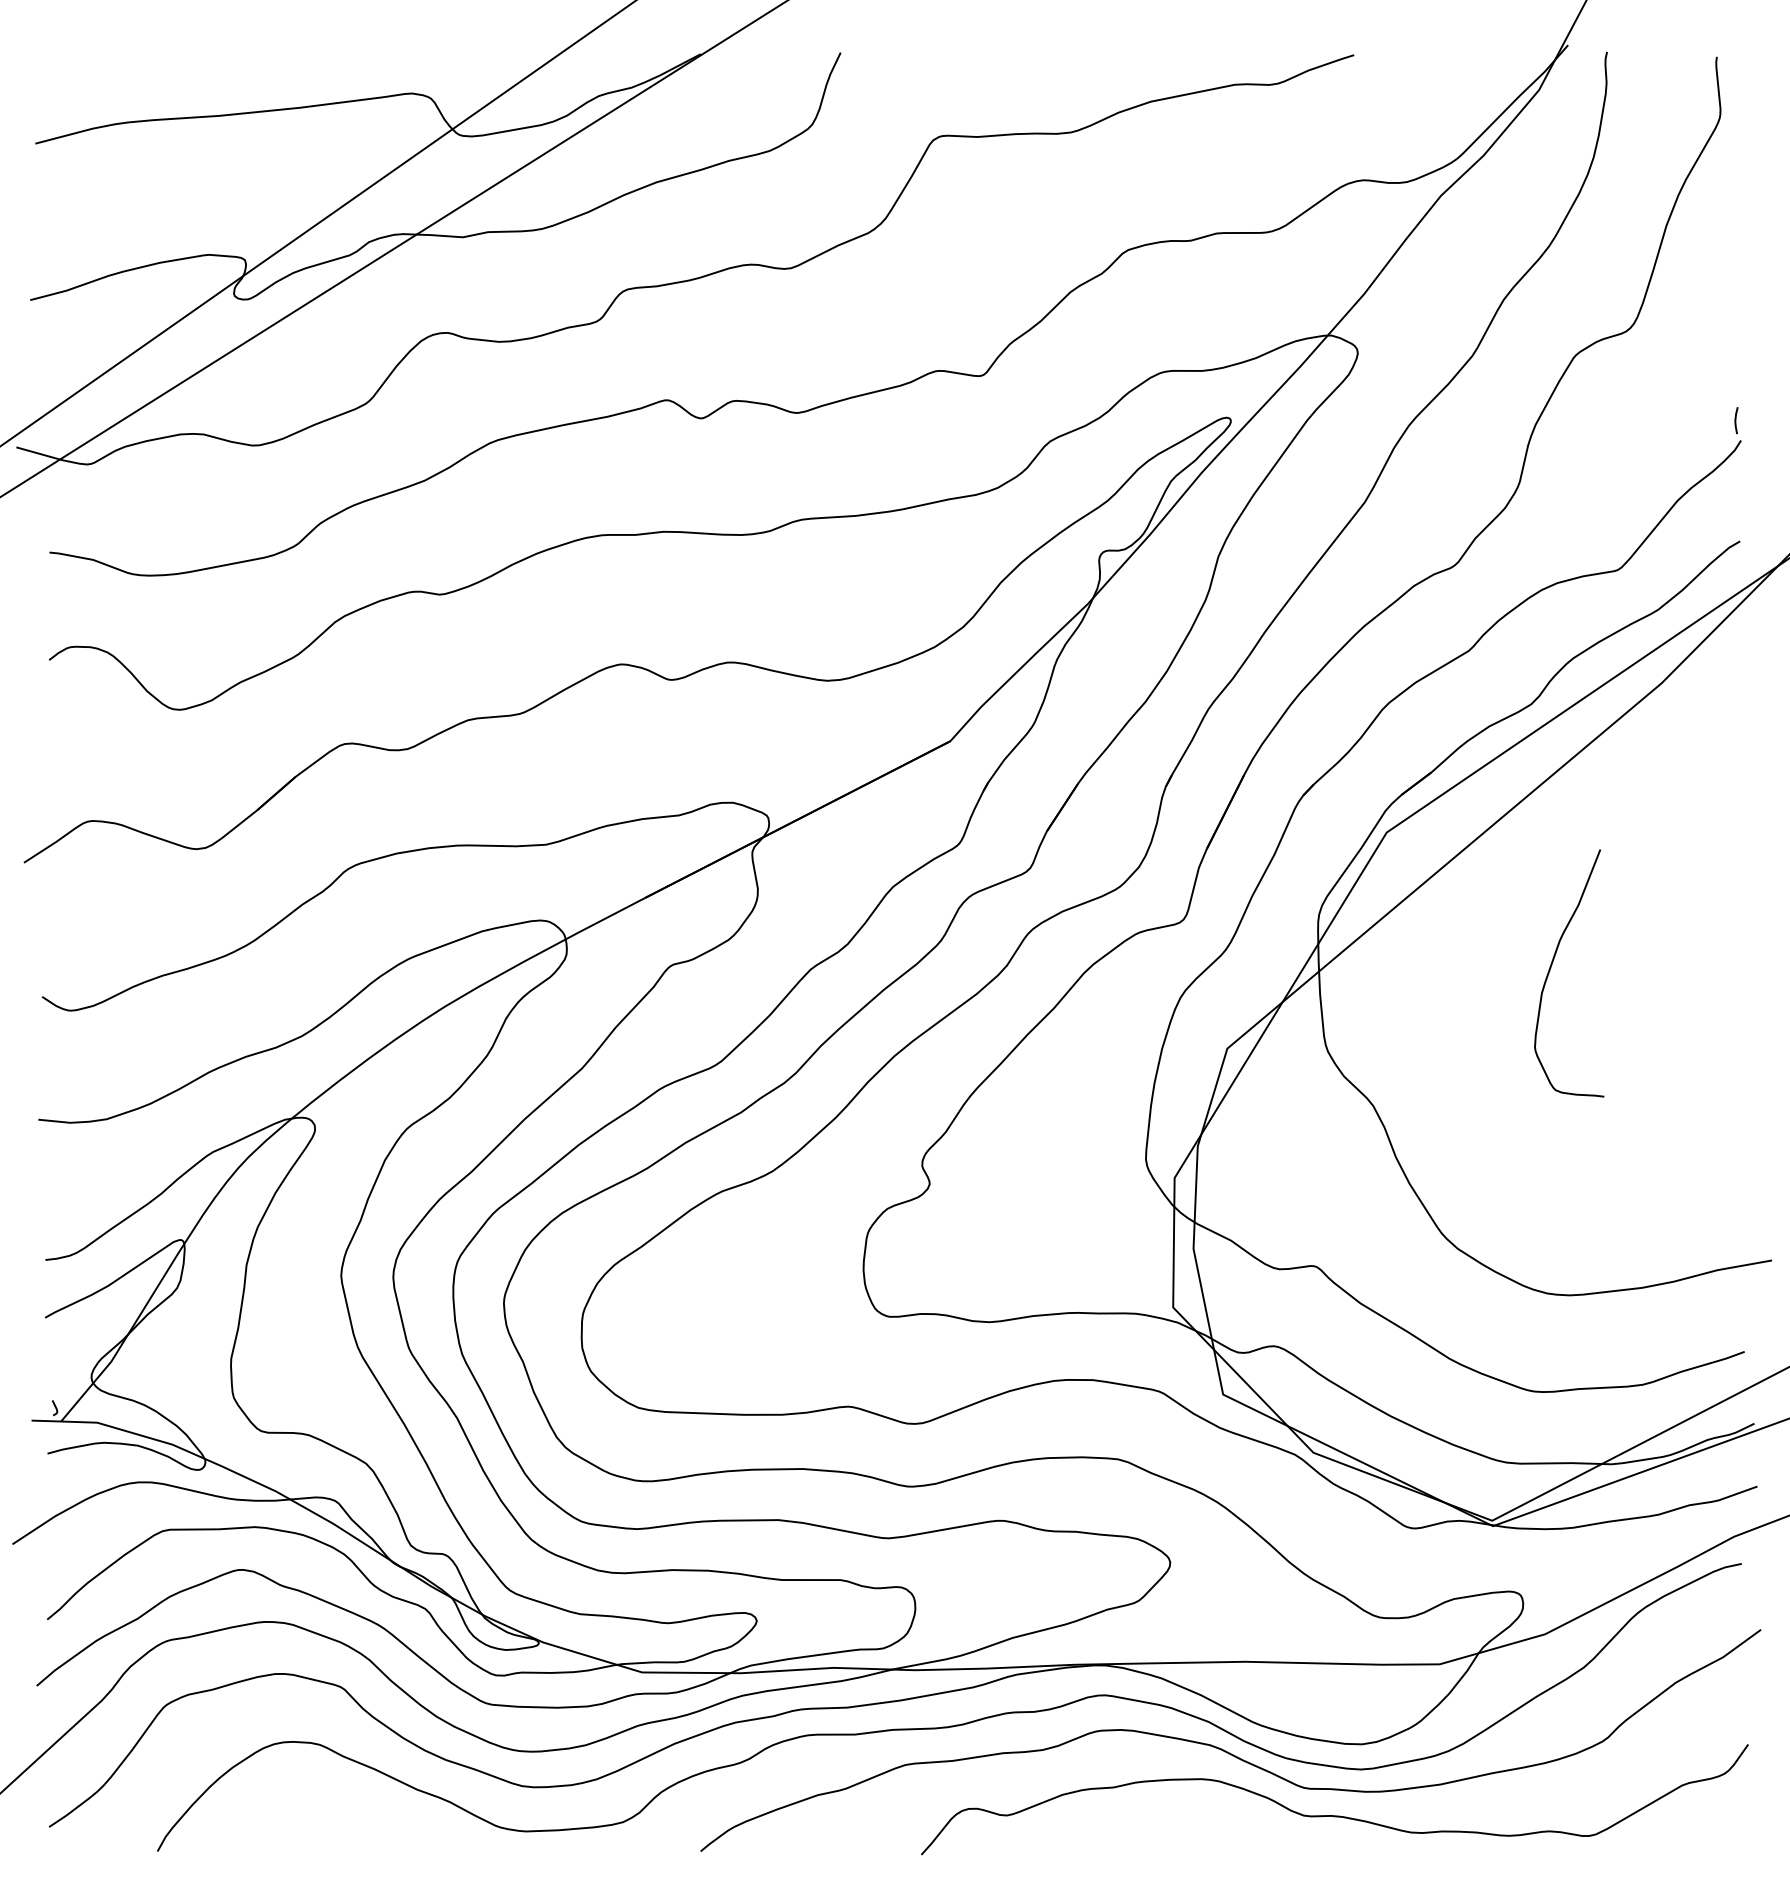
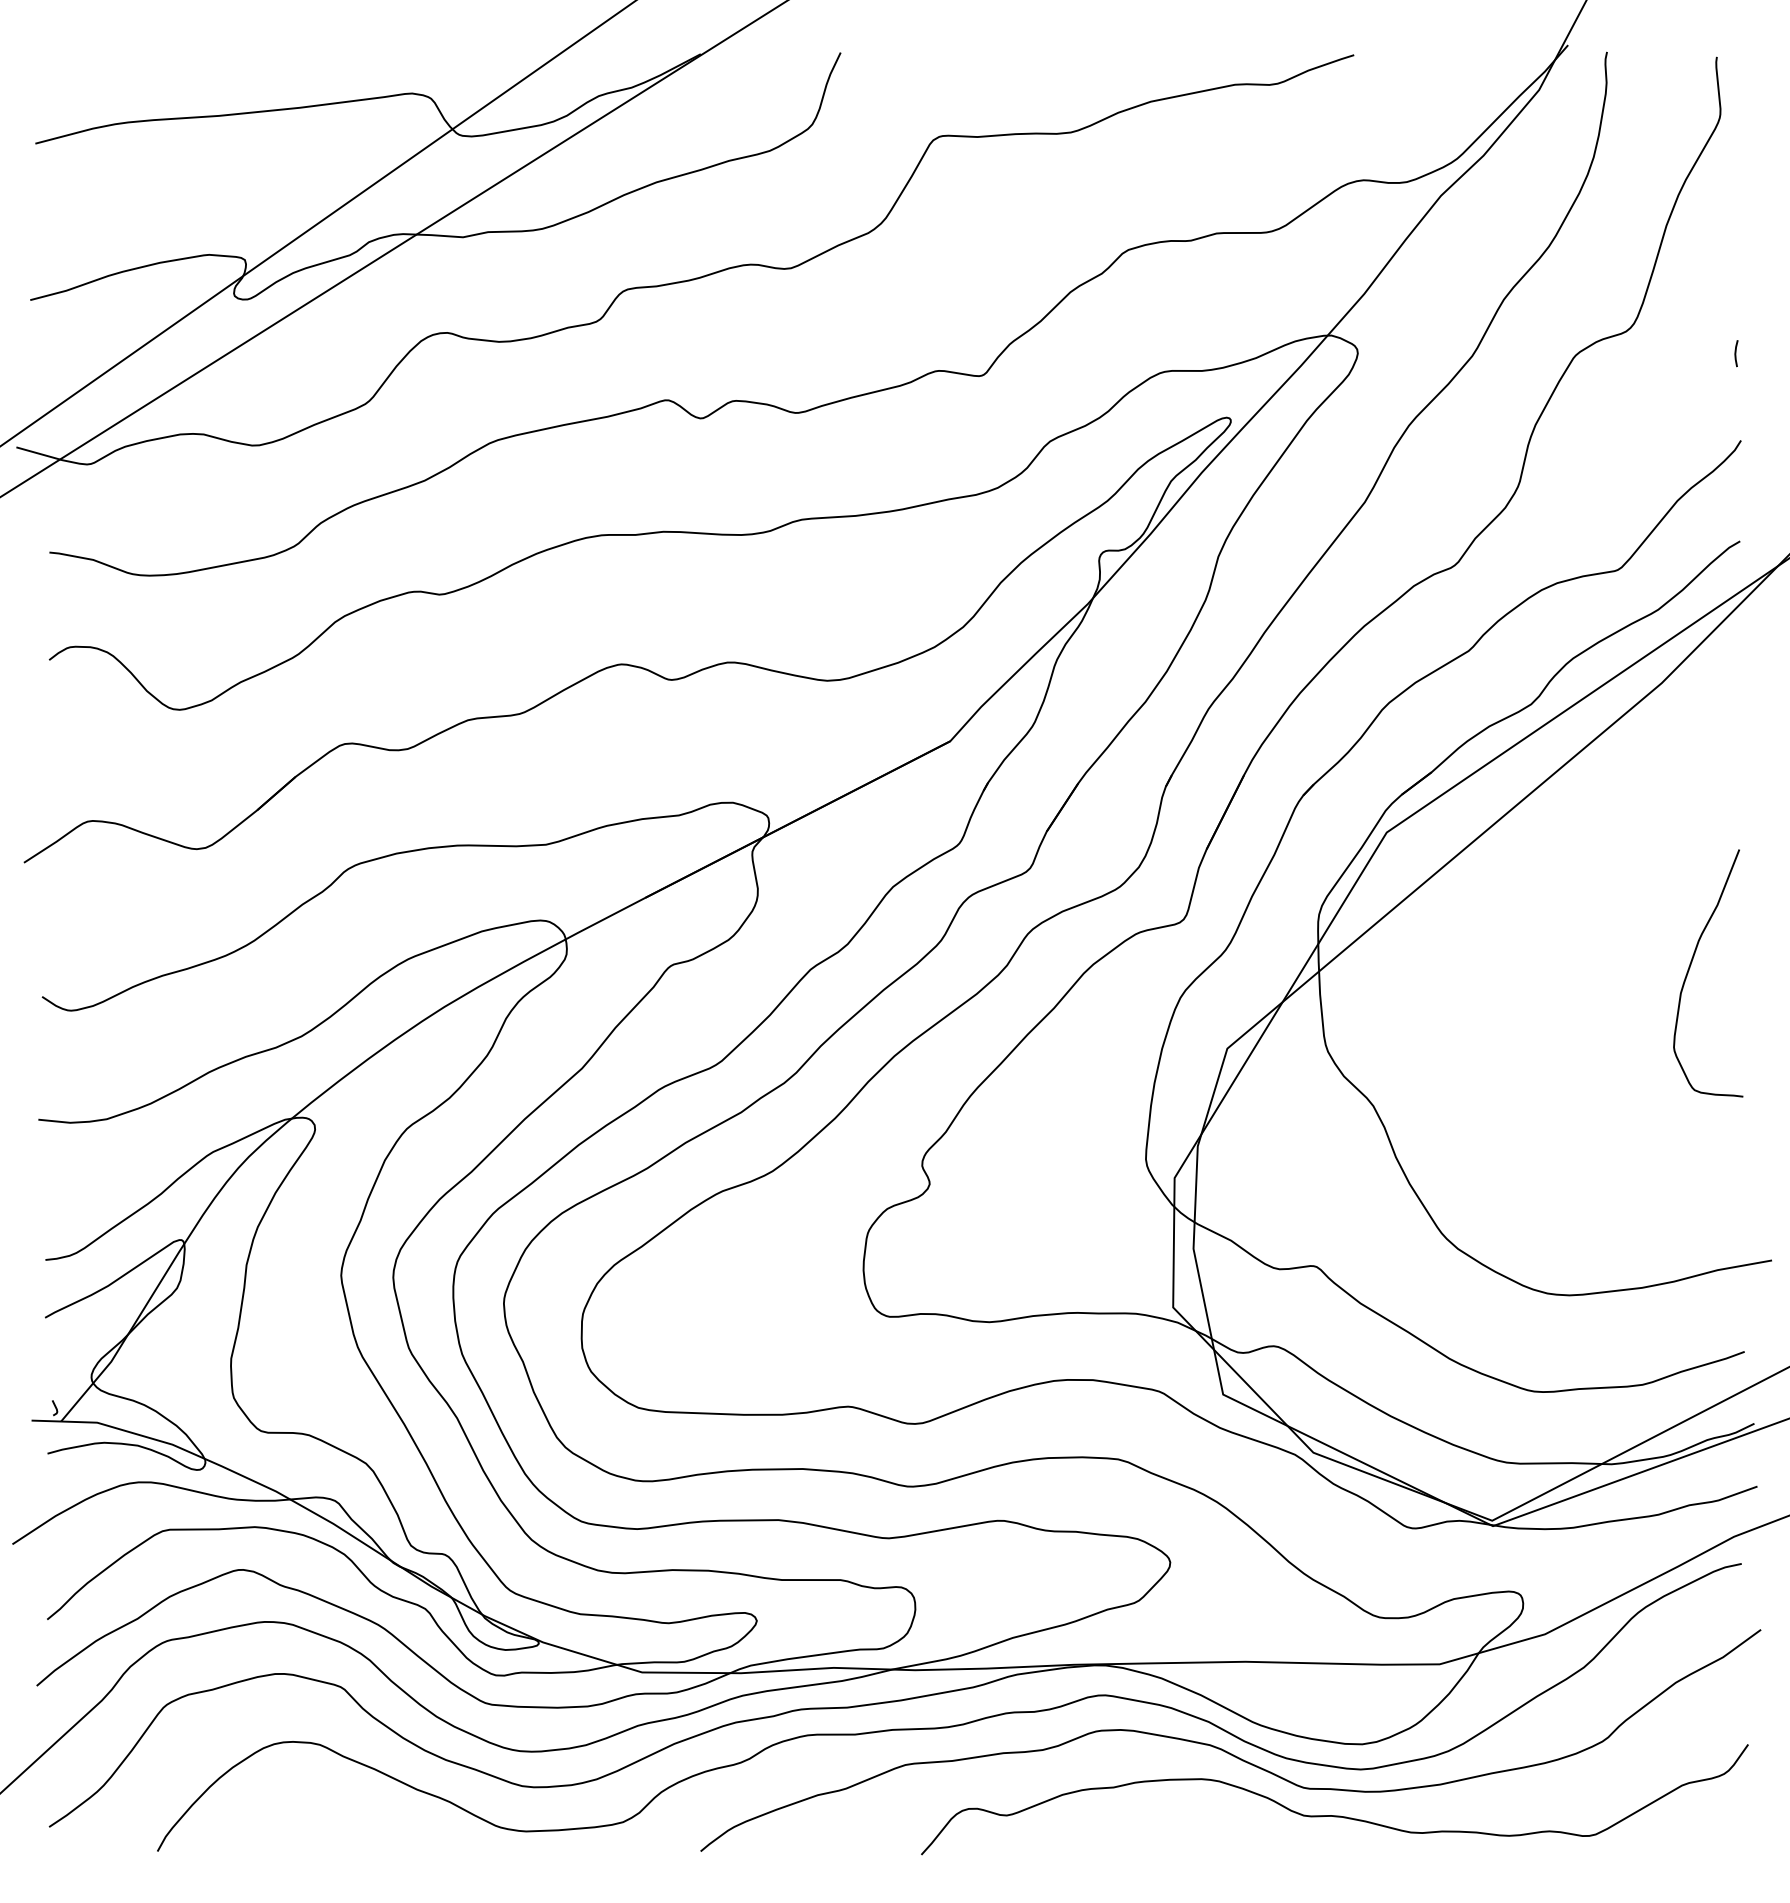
line position: (1736, 420) -> (1736, 353) (1736, 353)
curve position: (1551, 968) -> (1690, 968) (1690, 968)
